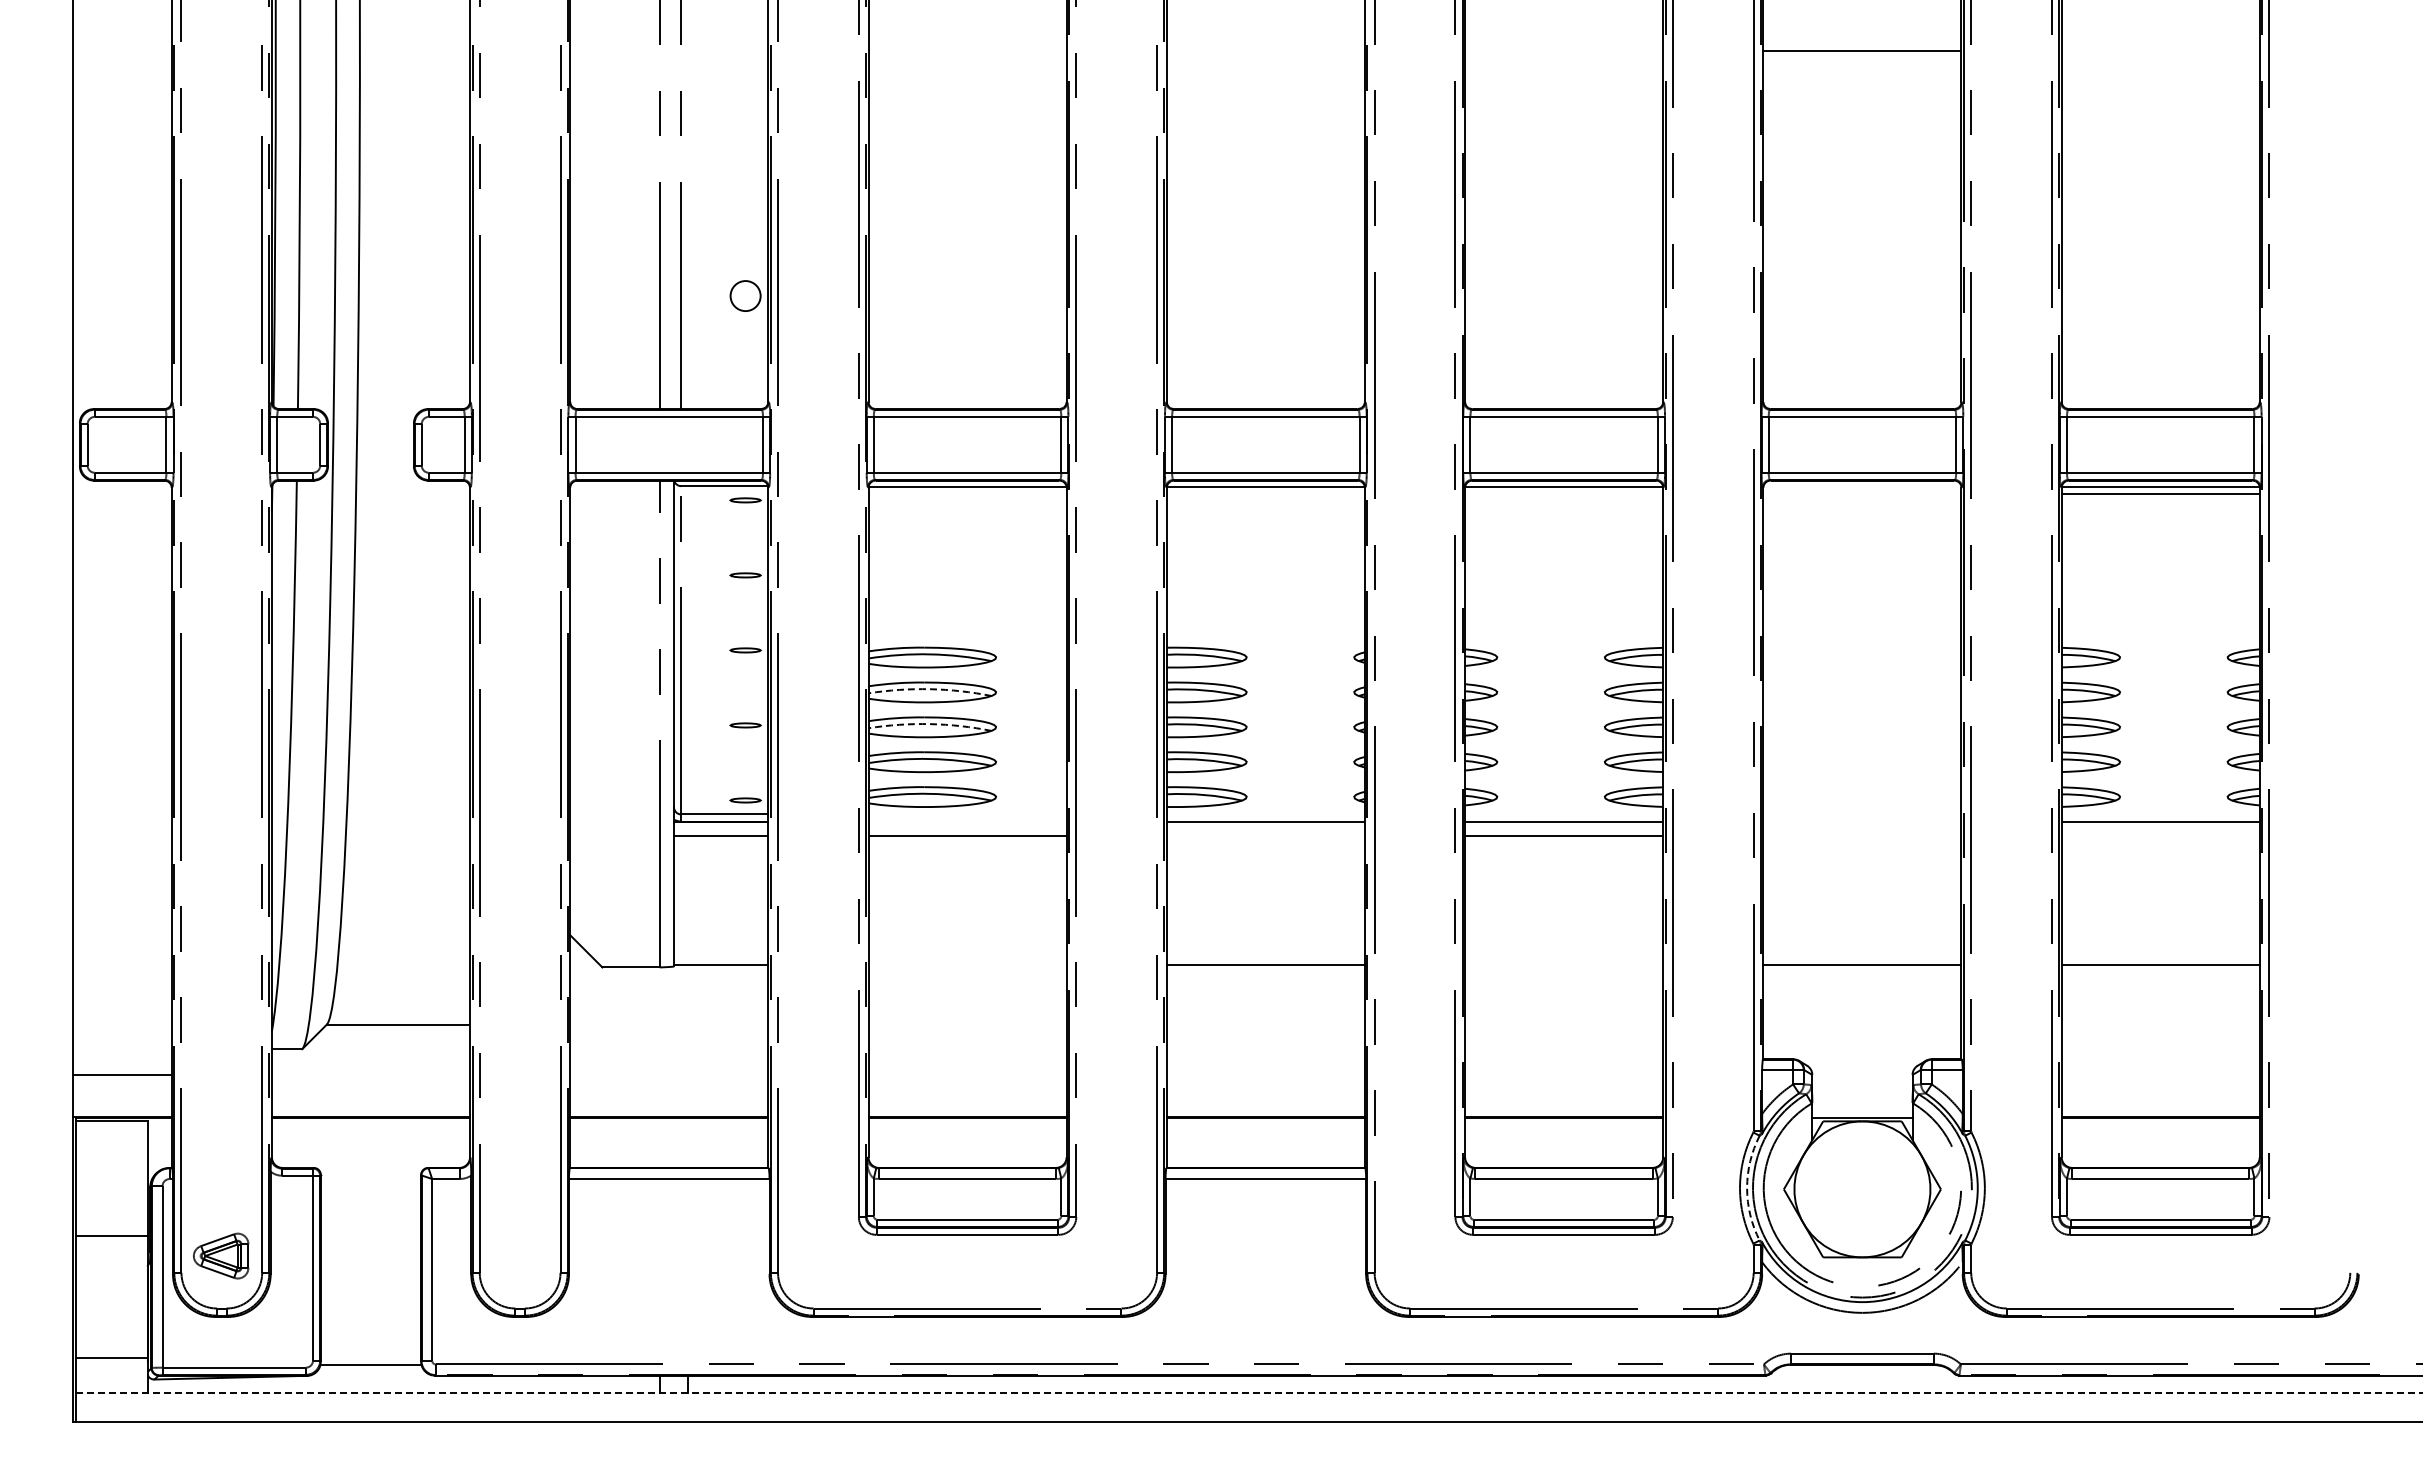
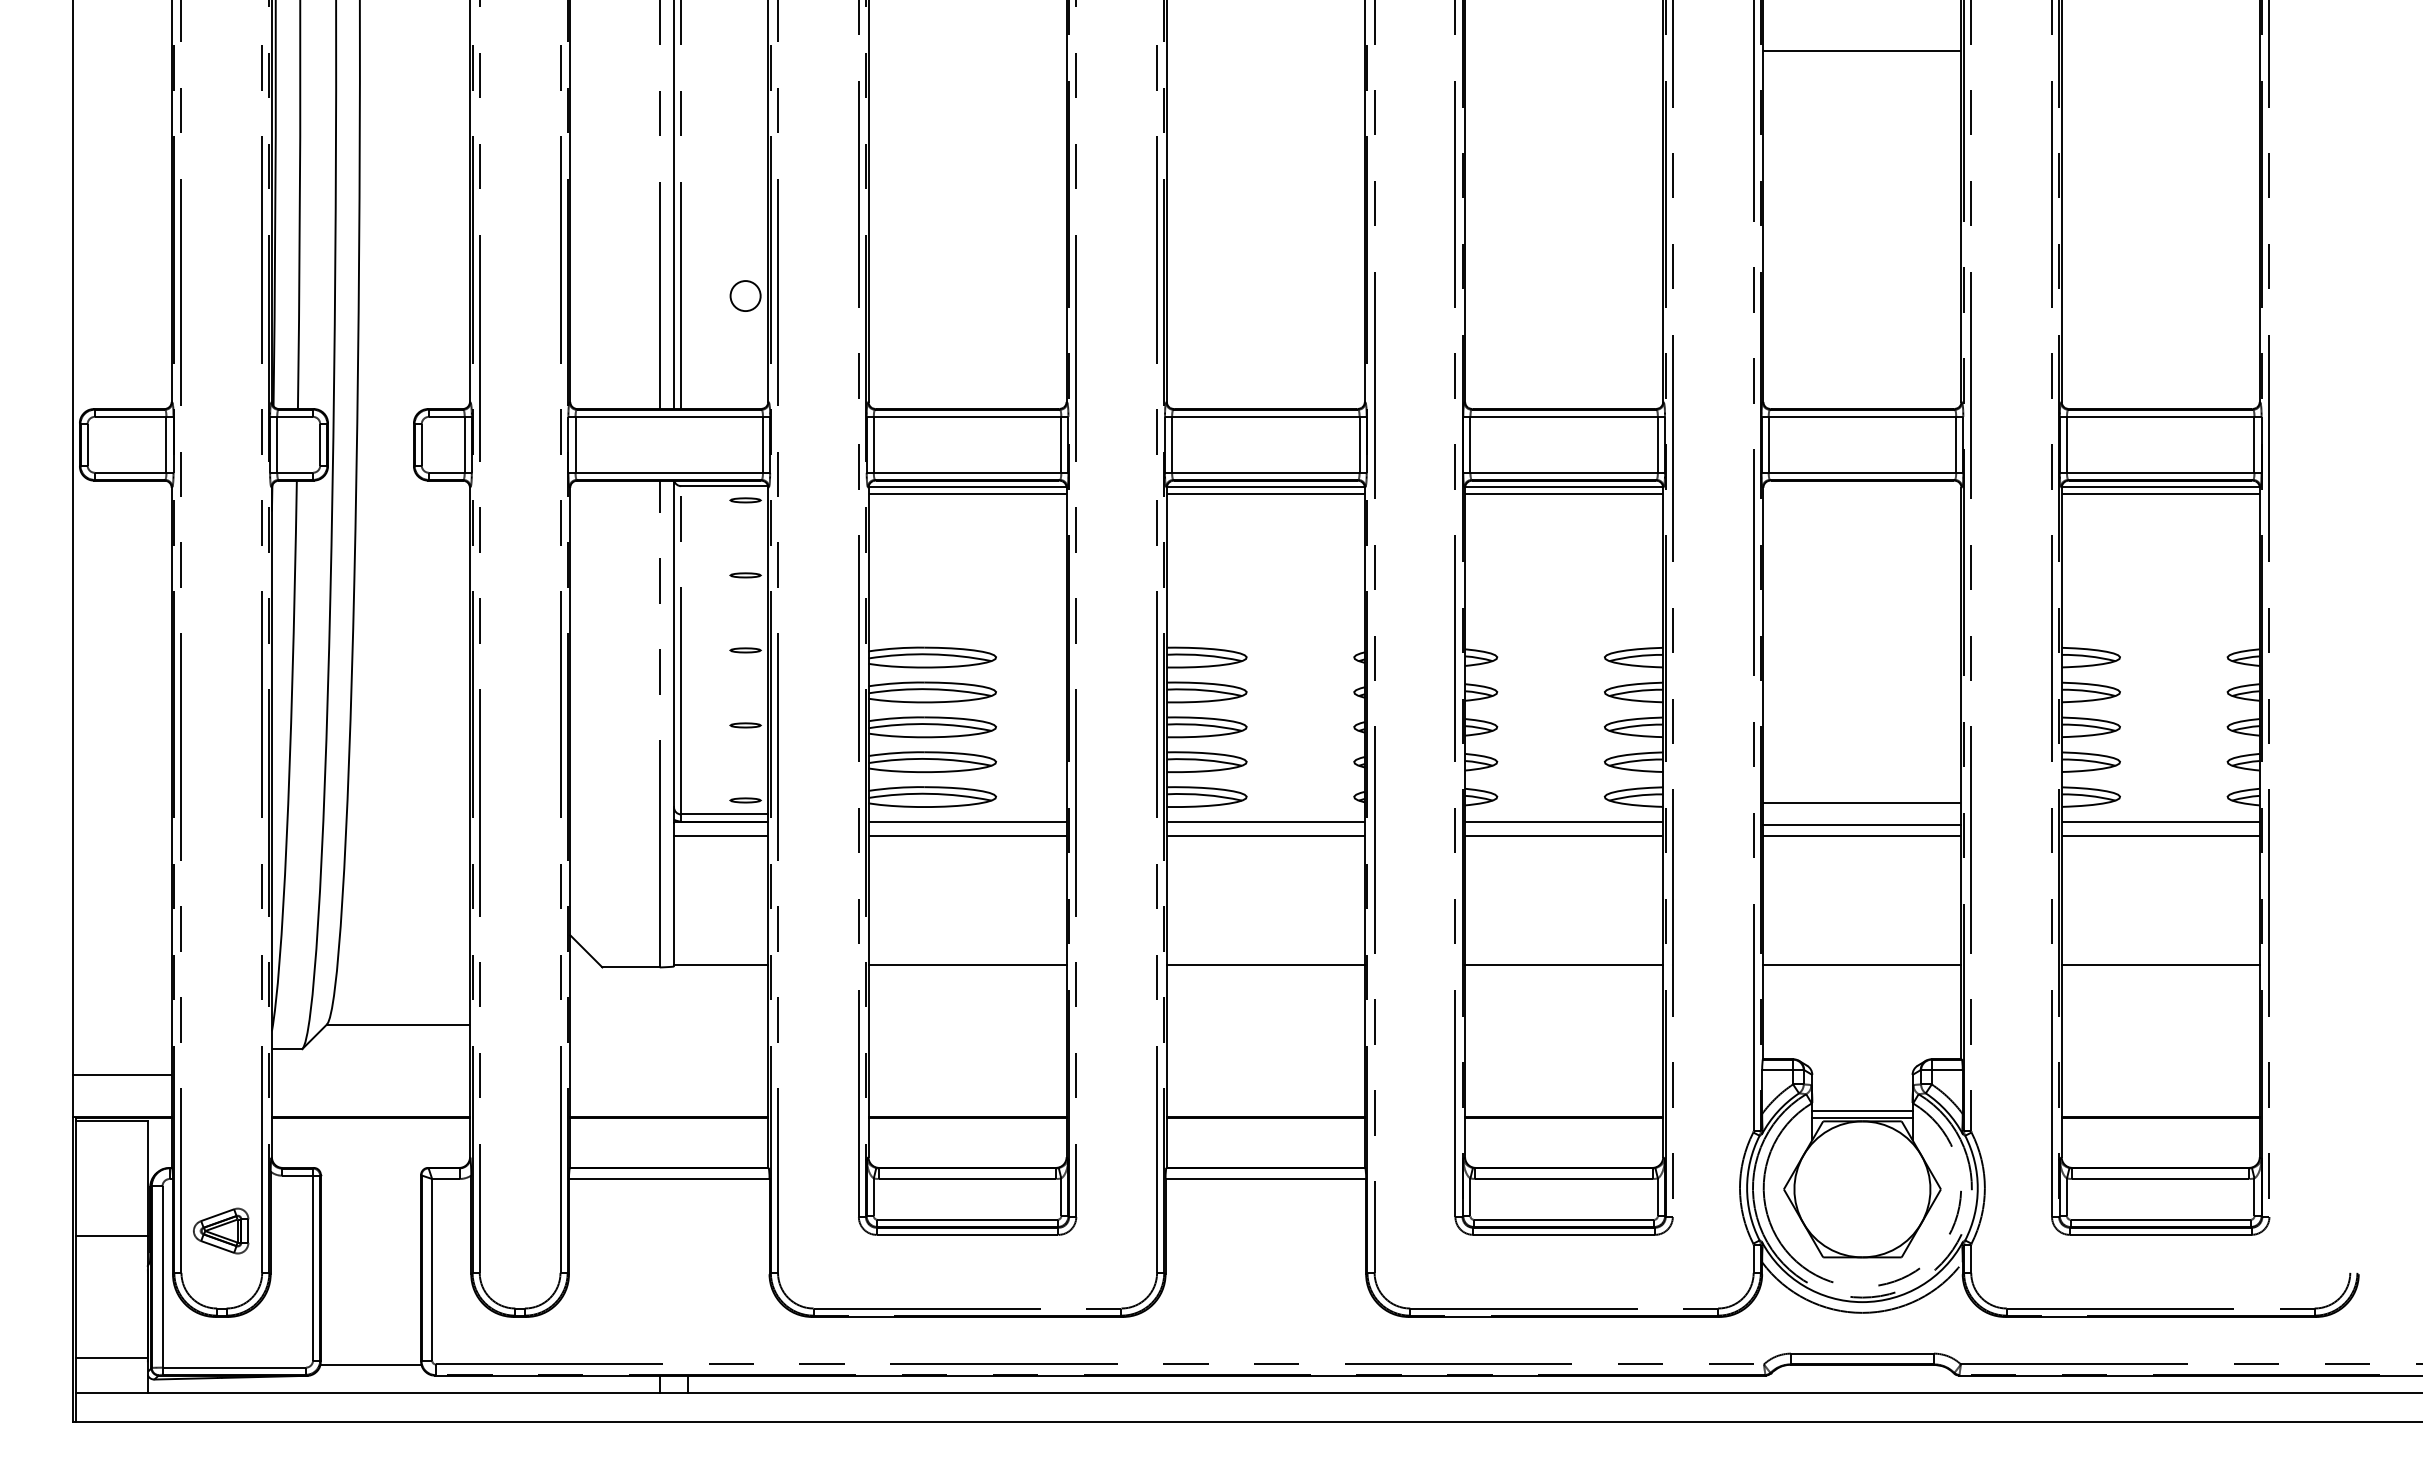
line: none -> present (674, 205)
line: none -> present (967, 494)
line: none -> present (1265, 494)
line: none -> present (1564, 494)
arc: dashed -> solid (930, 689)
arc: dashed -> solid (930, 724)
line: none -> present (1862, 803)
line: none -> present (967, 822)
line: none -> present (1862, 824)
line: none -> present (1265, 836)
line: none -> present (1862, 836)
line: none -> present (2160, 836)
line: none -> present (967, 964)
line: none -> present (1564, 964)
line: none -> present (1862, 1111)
arc: dashed -> solid (1747, 1188)
part position: (221, 1255) -> (221, 1230) (221, 1230)
line: dashed -> solid (1250, 1393)
